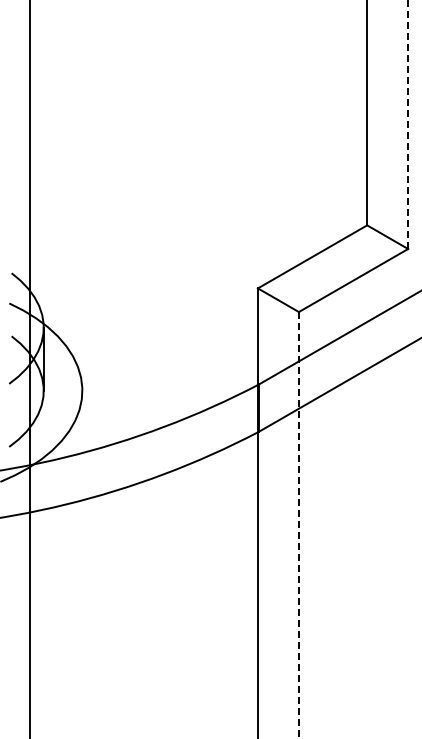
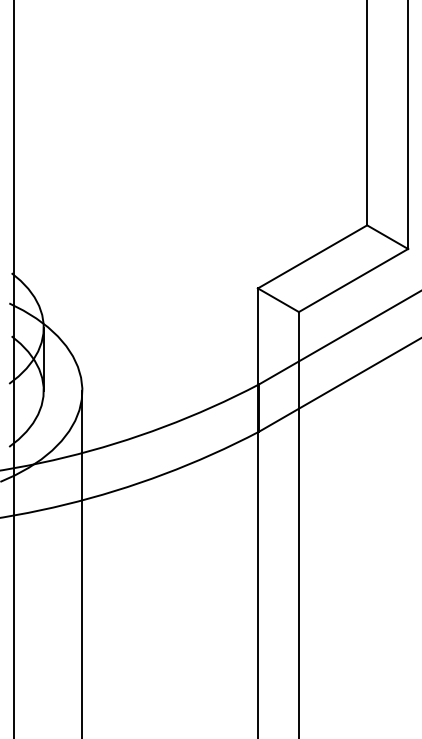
line: dashed -> solid (408, 124)
line position: (30, 368) -> (14, 368) (14, 368)
line: dashed -> solid (298, 525)
line: none -> present (82, 562)
